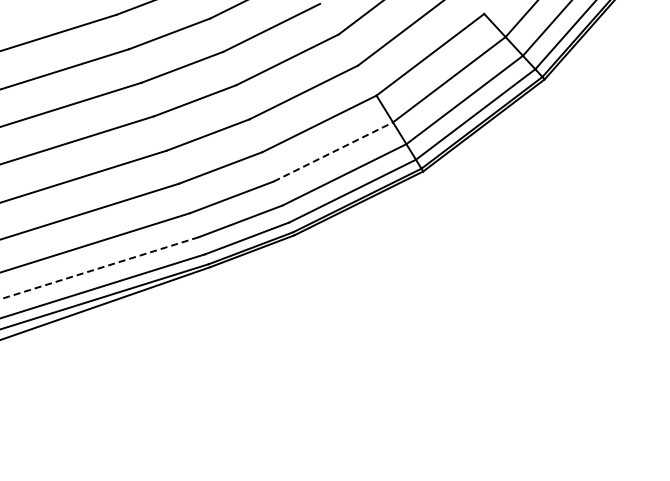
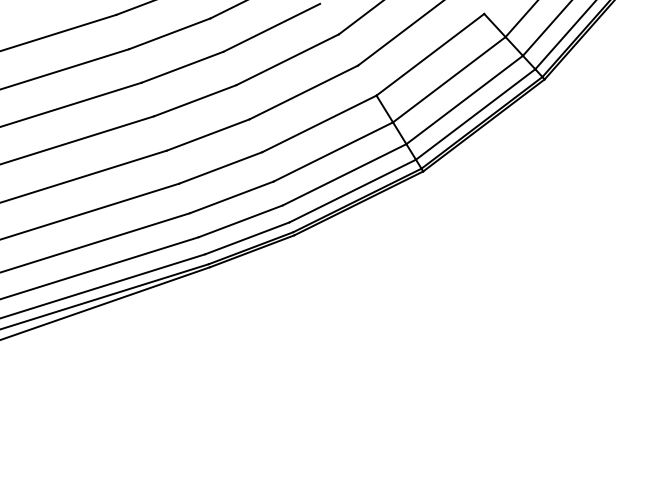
line: dashed -> solid (333, 152)
line: dashed -> solid (99, 268)
